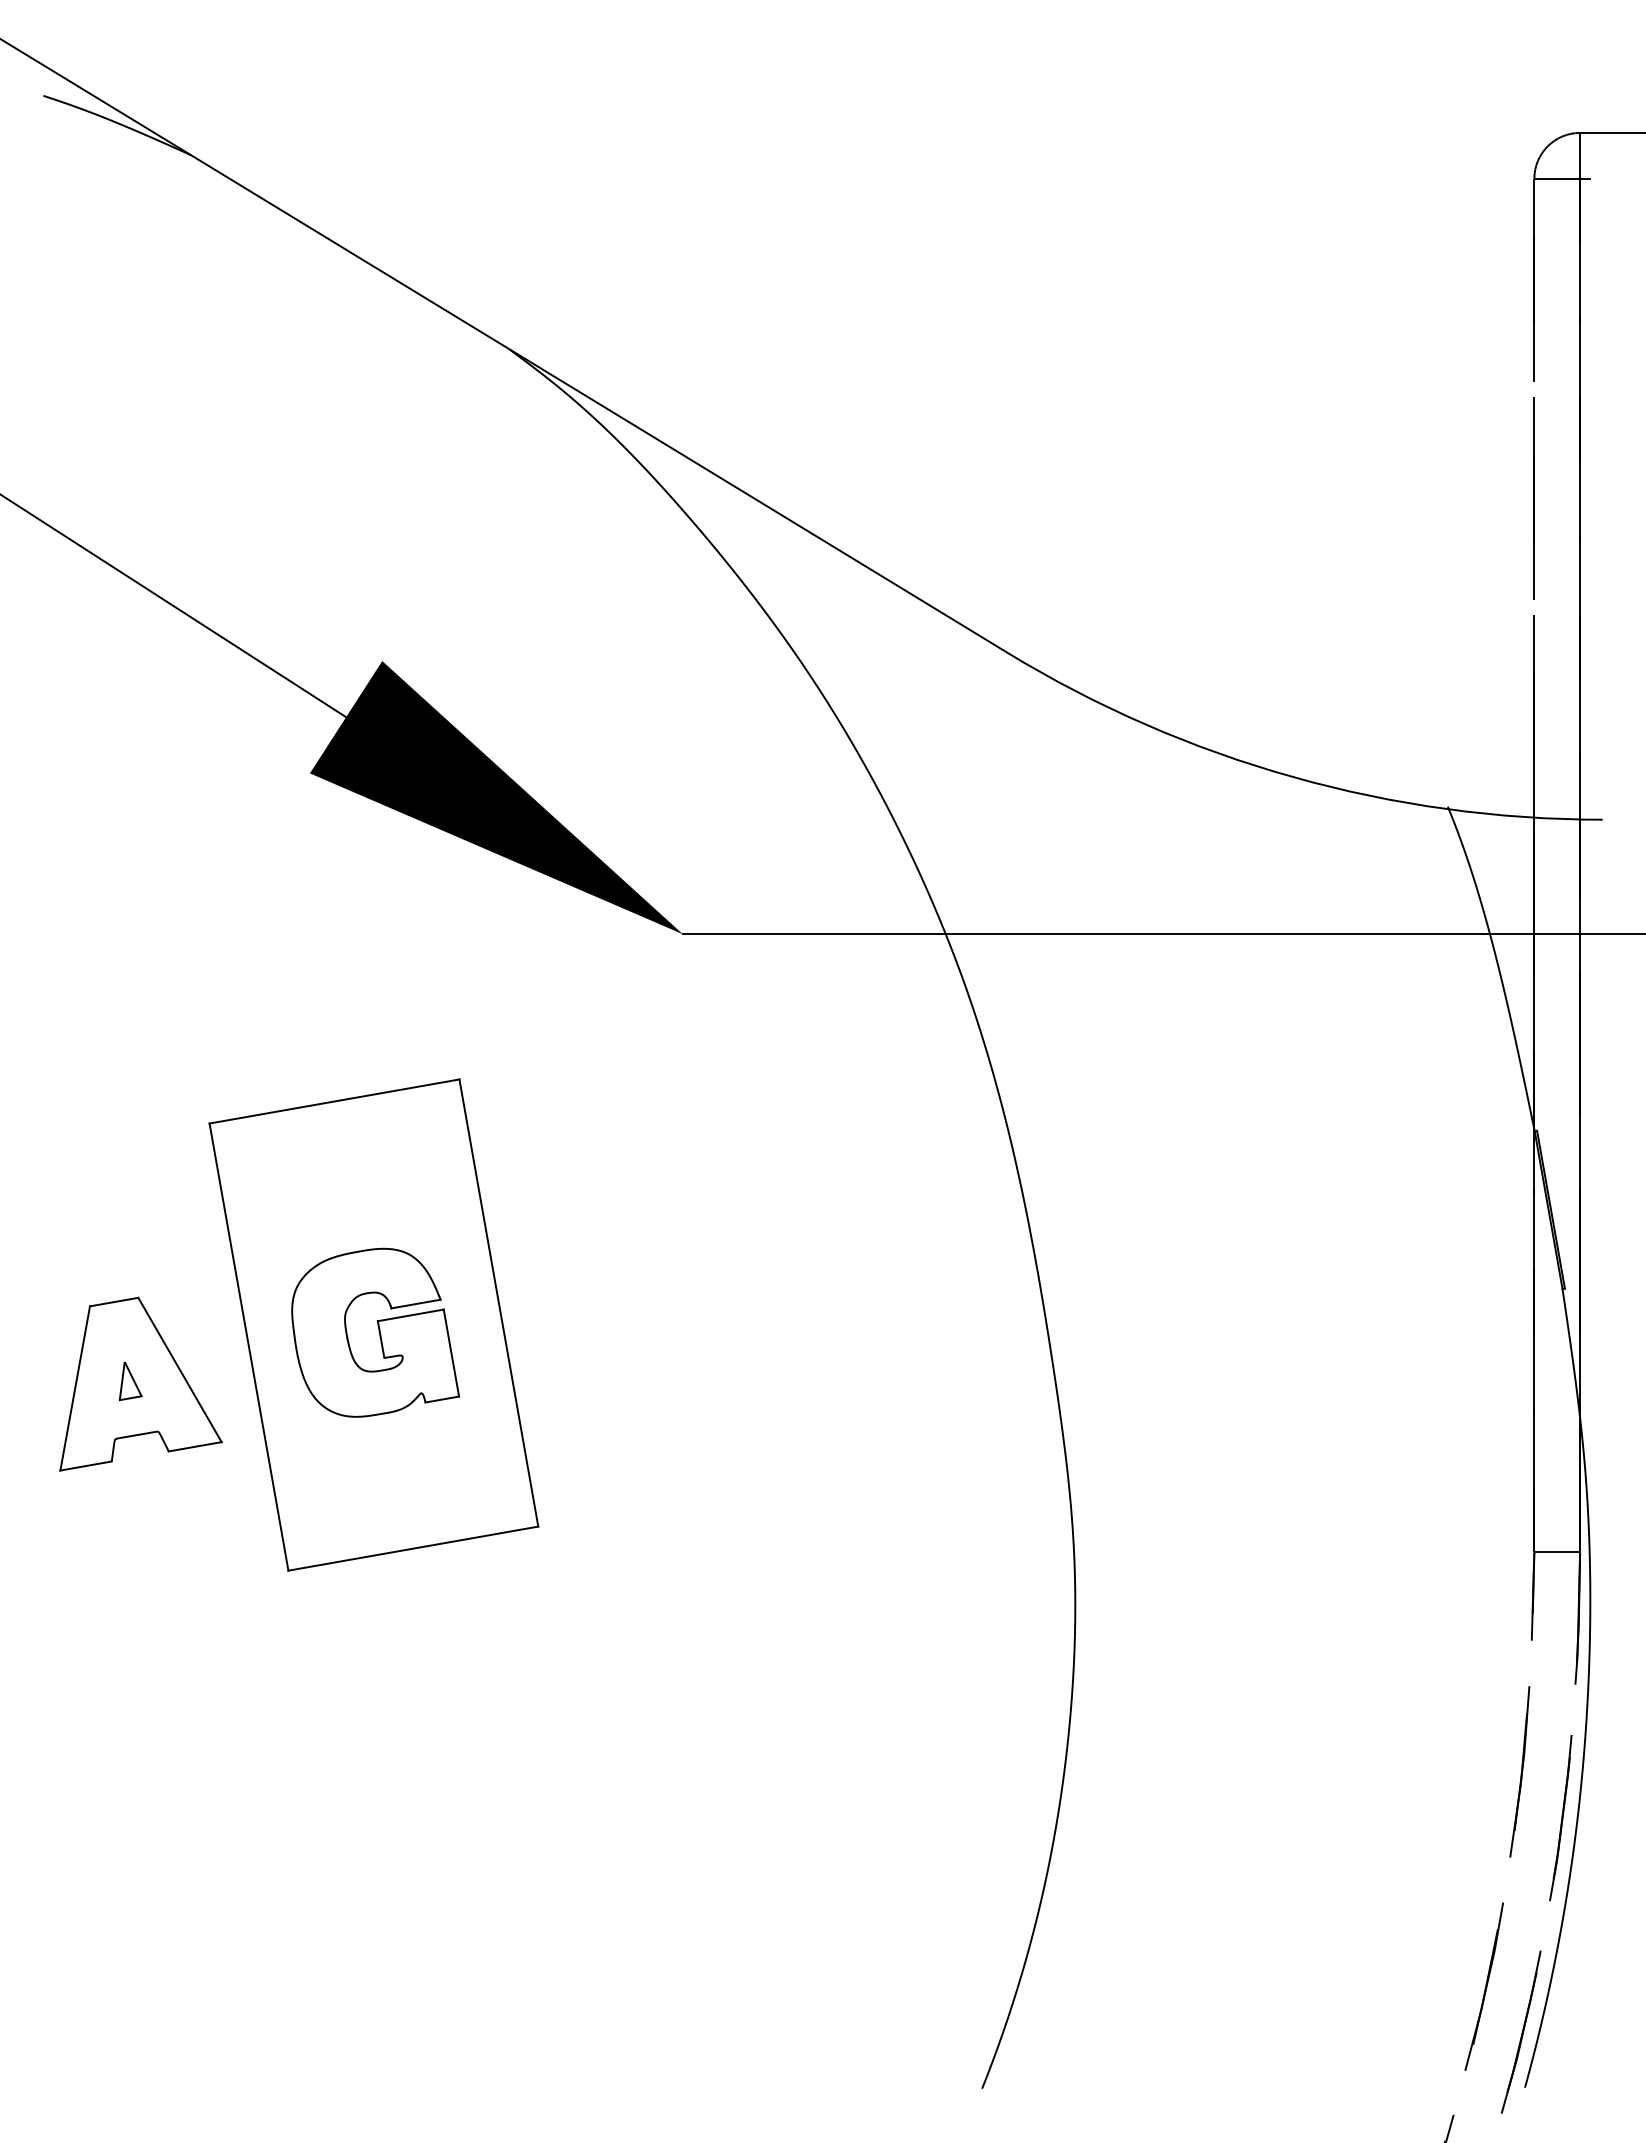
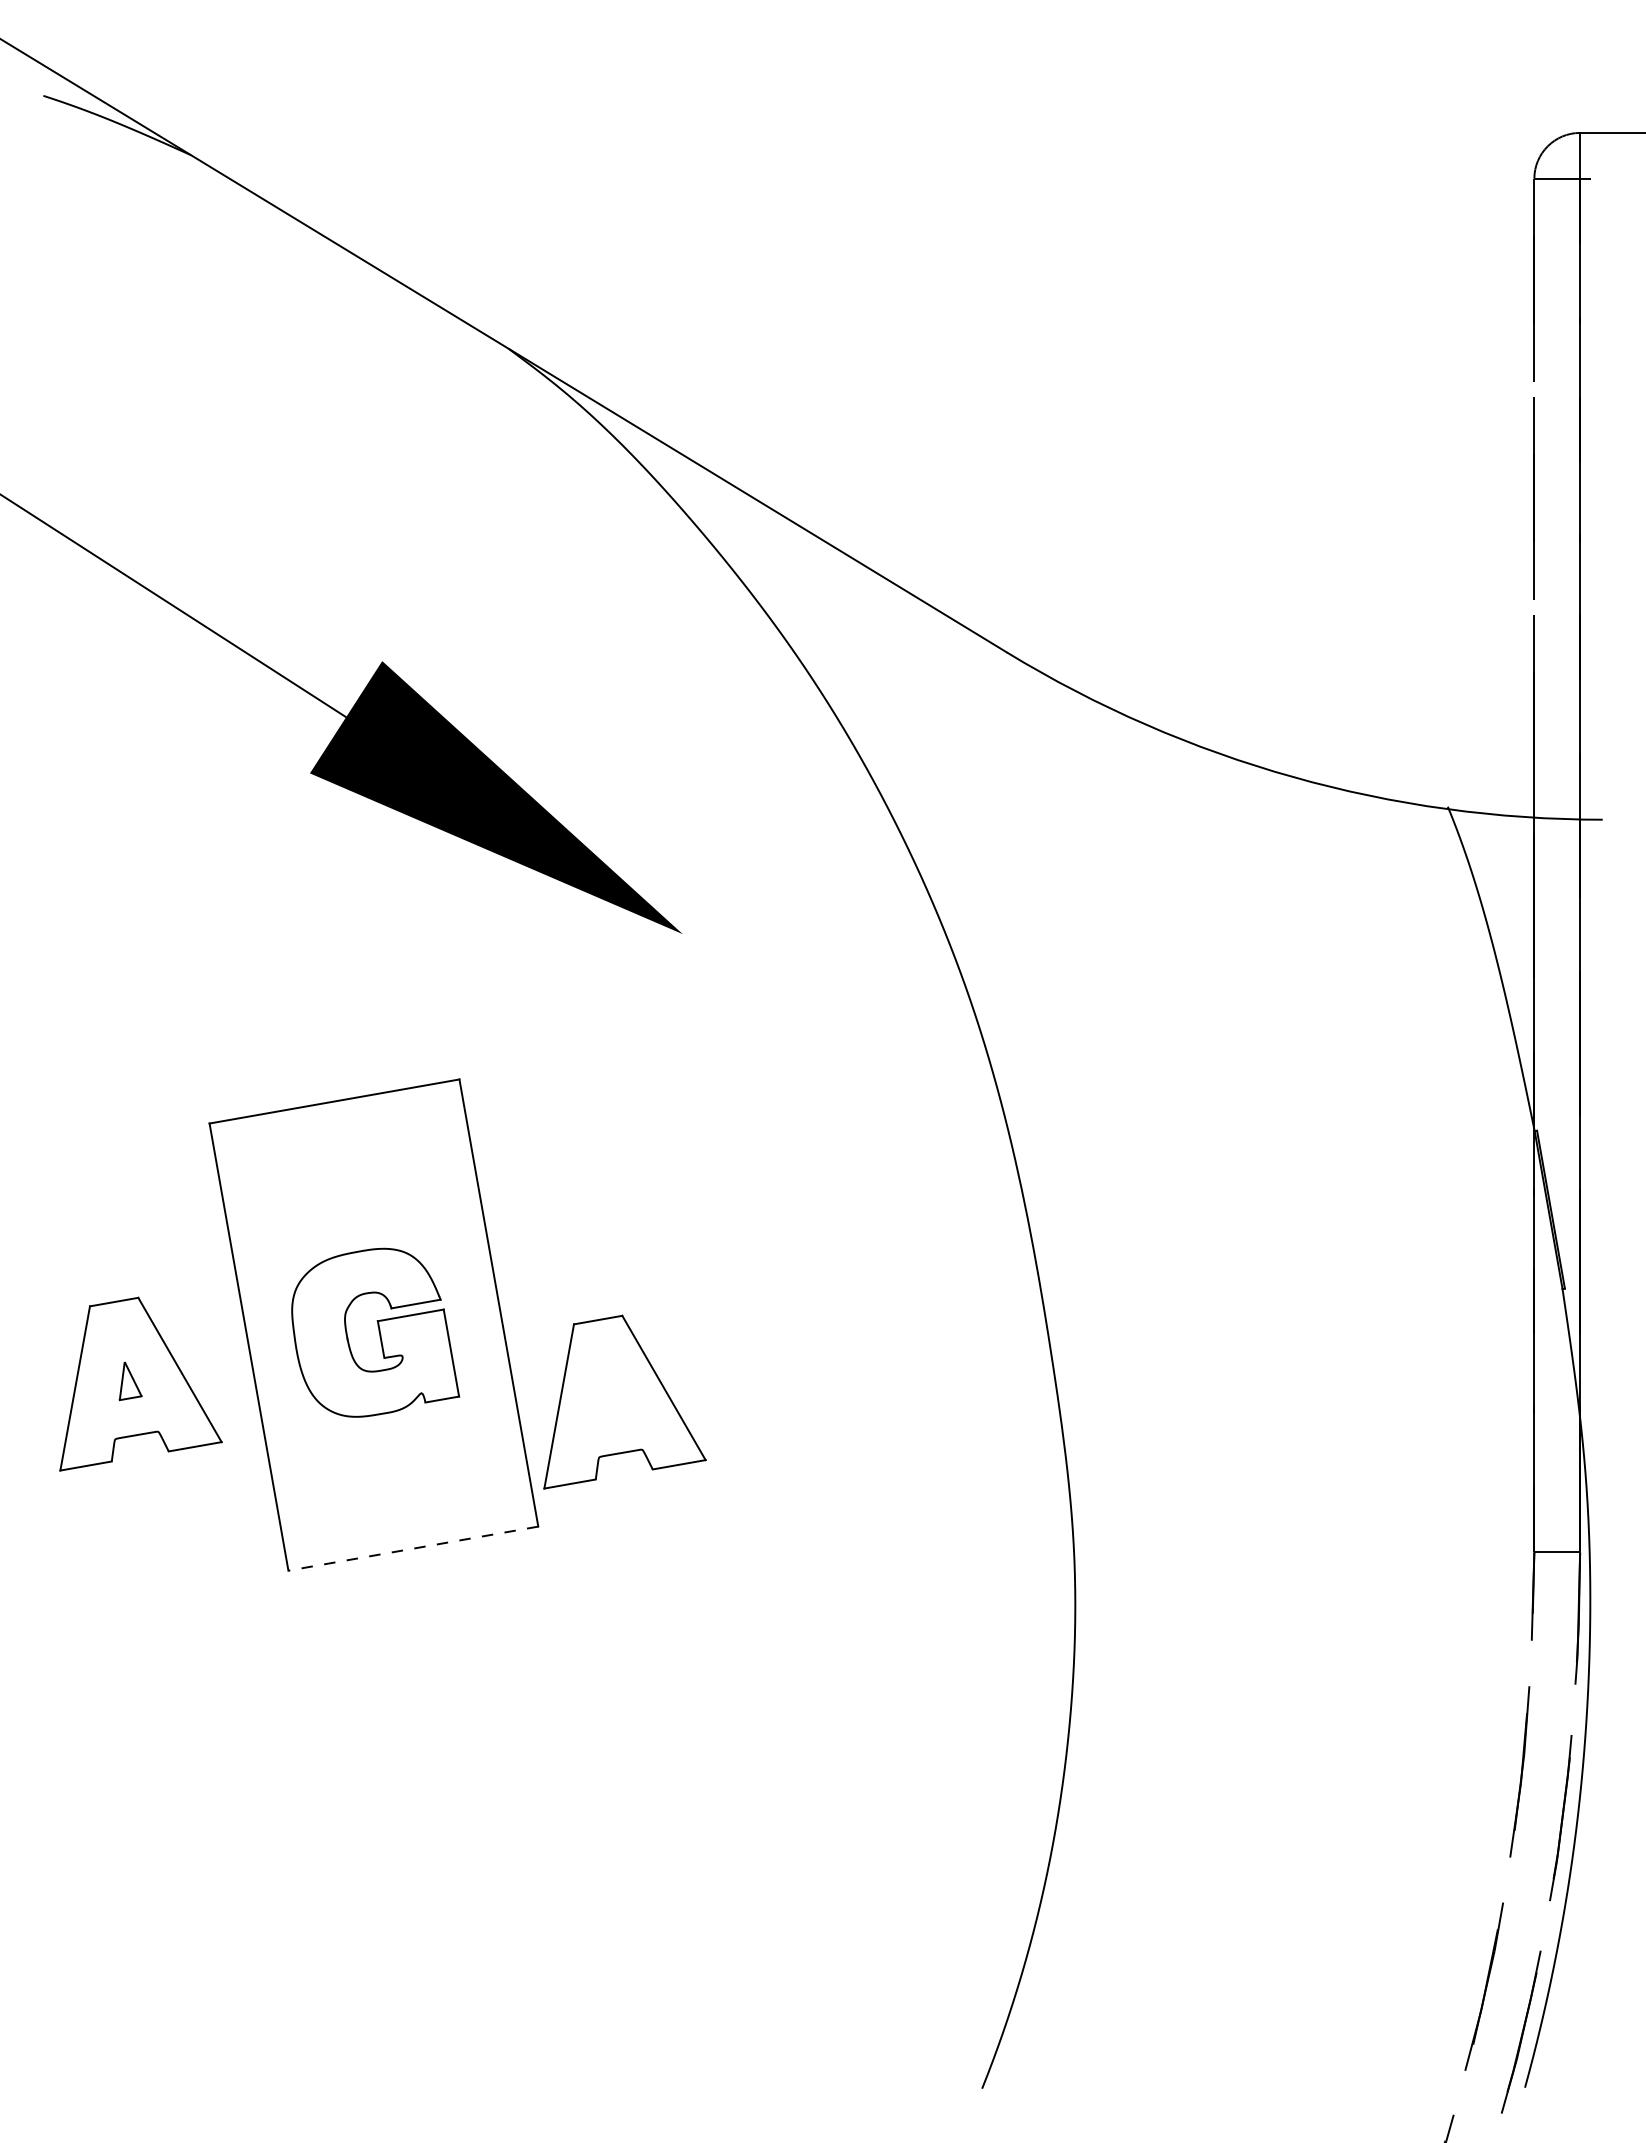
line: present -> none (1162, 934)
part: none -> present (624, 1401)
line: solid -> dashed (413, 1548)
